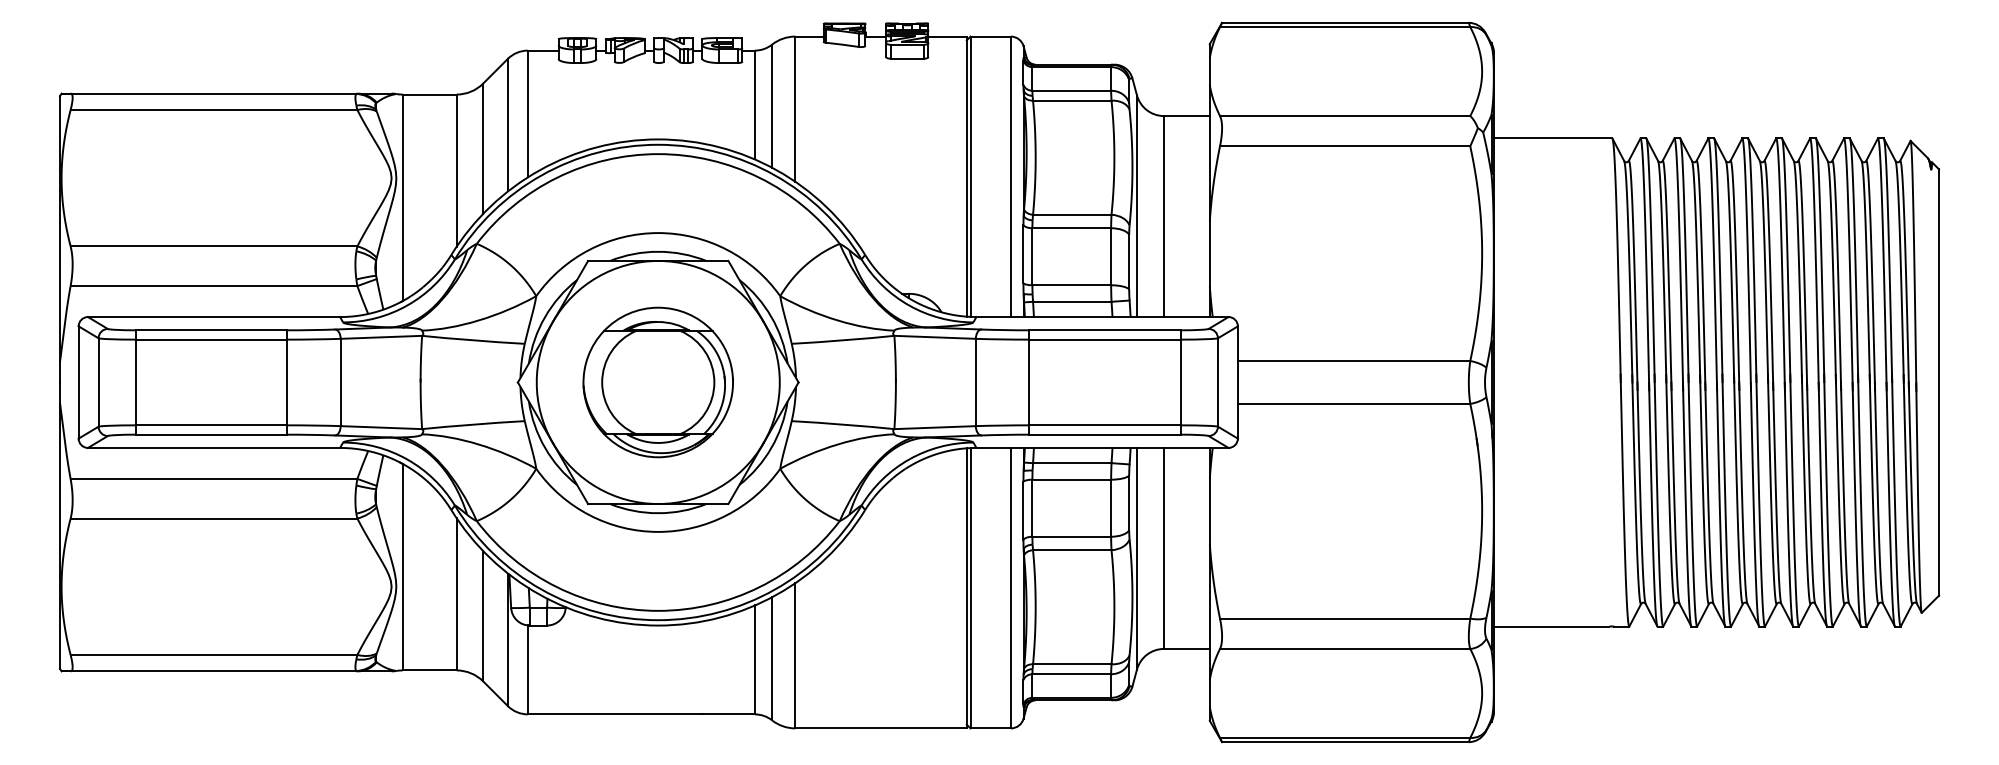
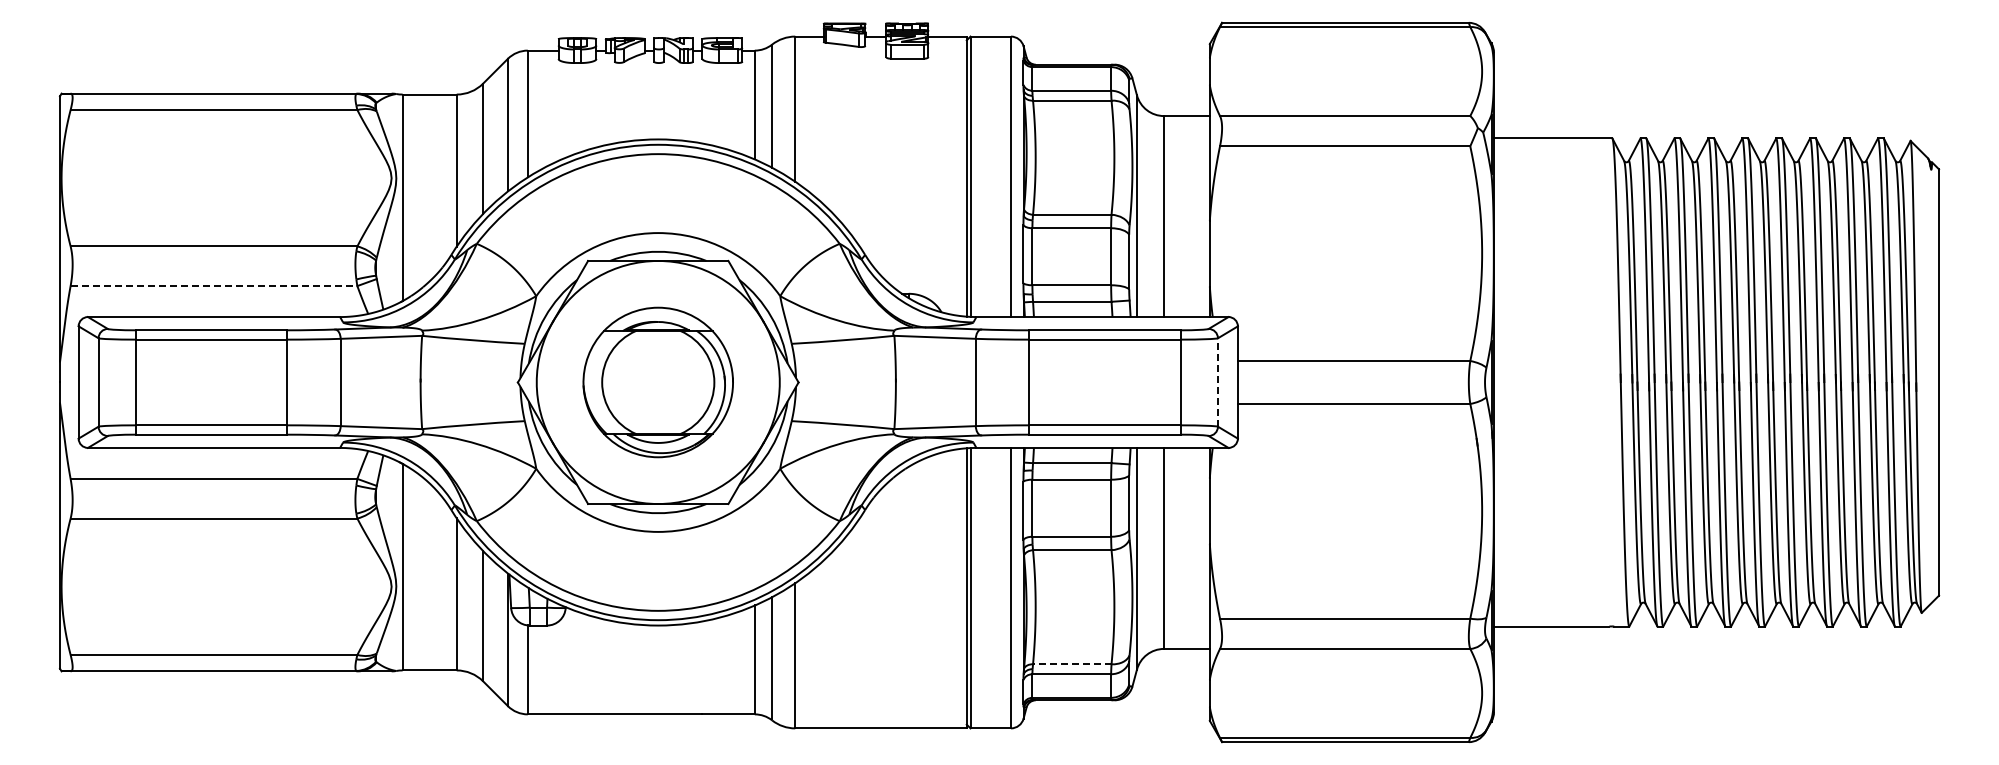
line: solid -> dashed (214, 286)
line: solid -> dashed (1217, 381)
line: solid -> dashed (1071, 664)
